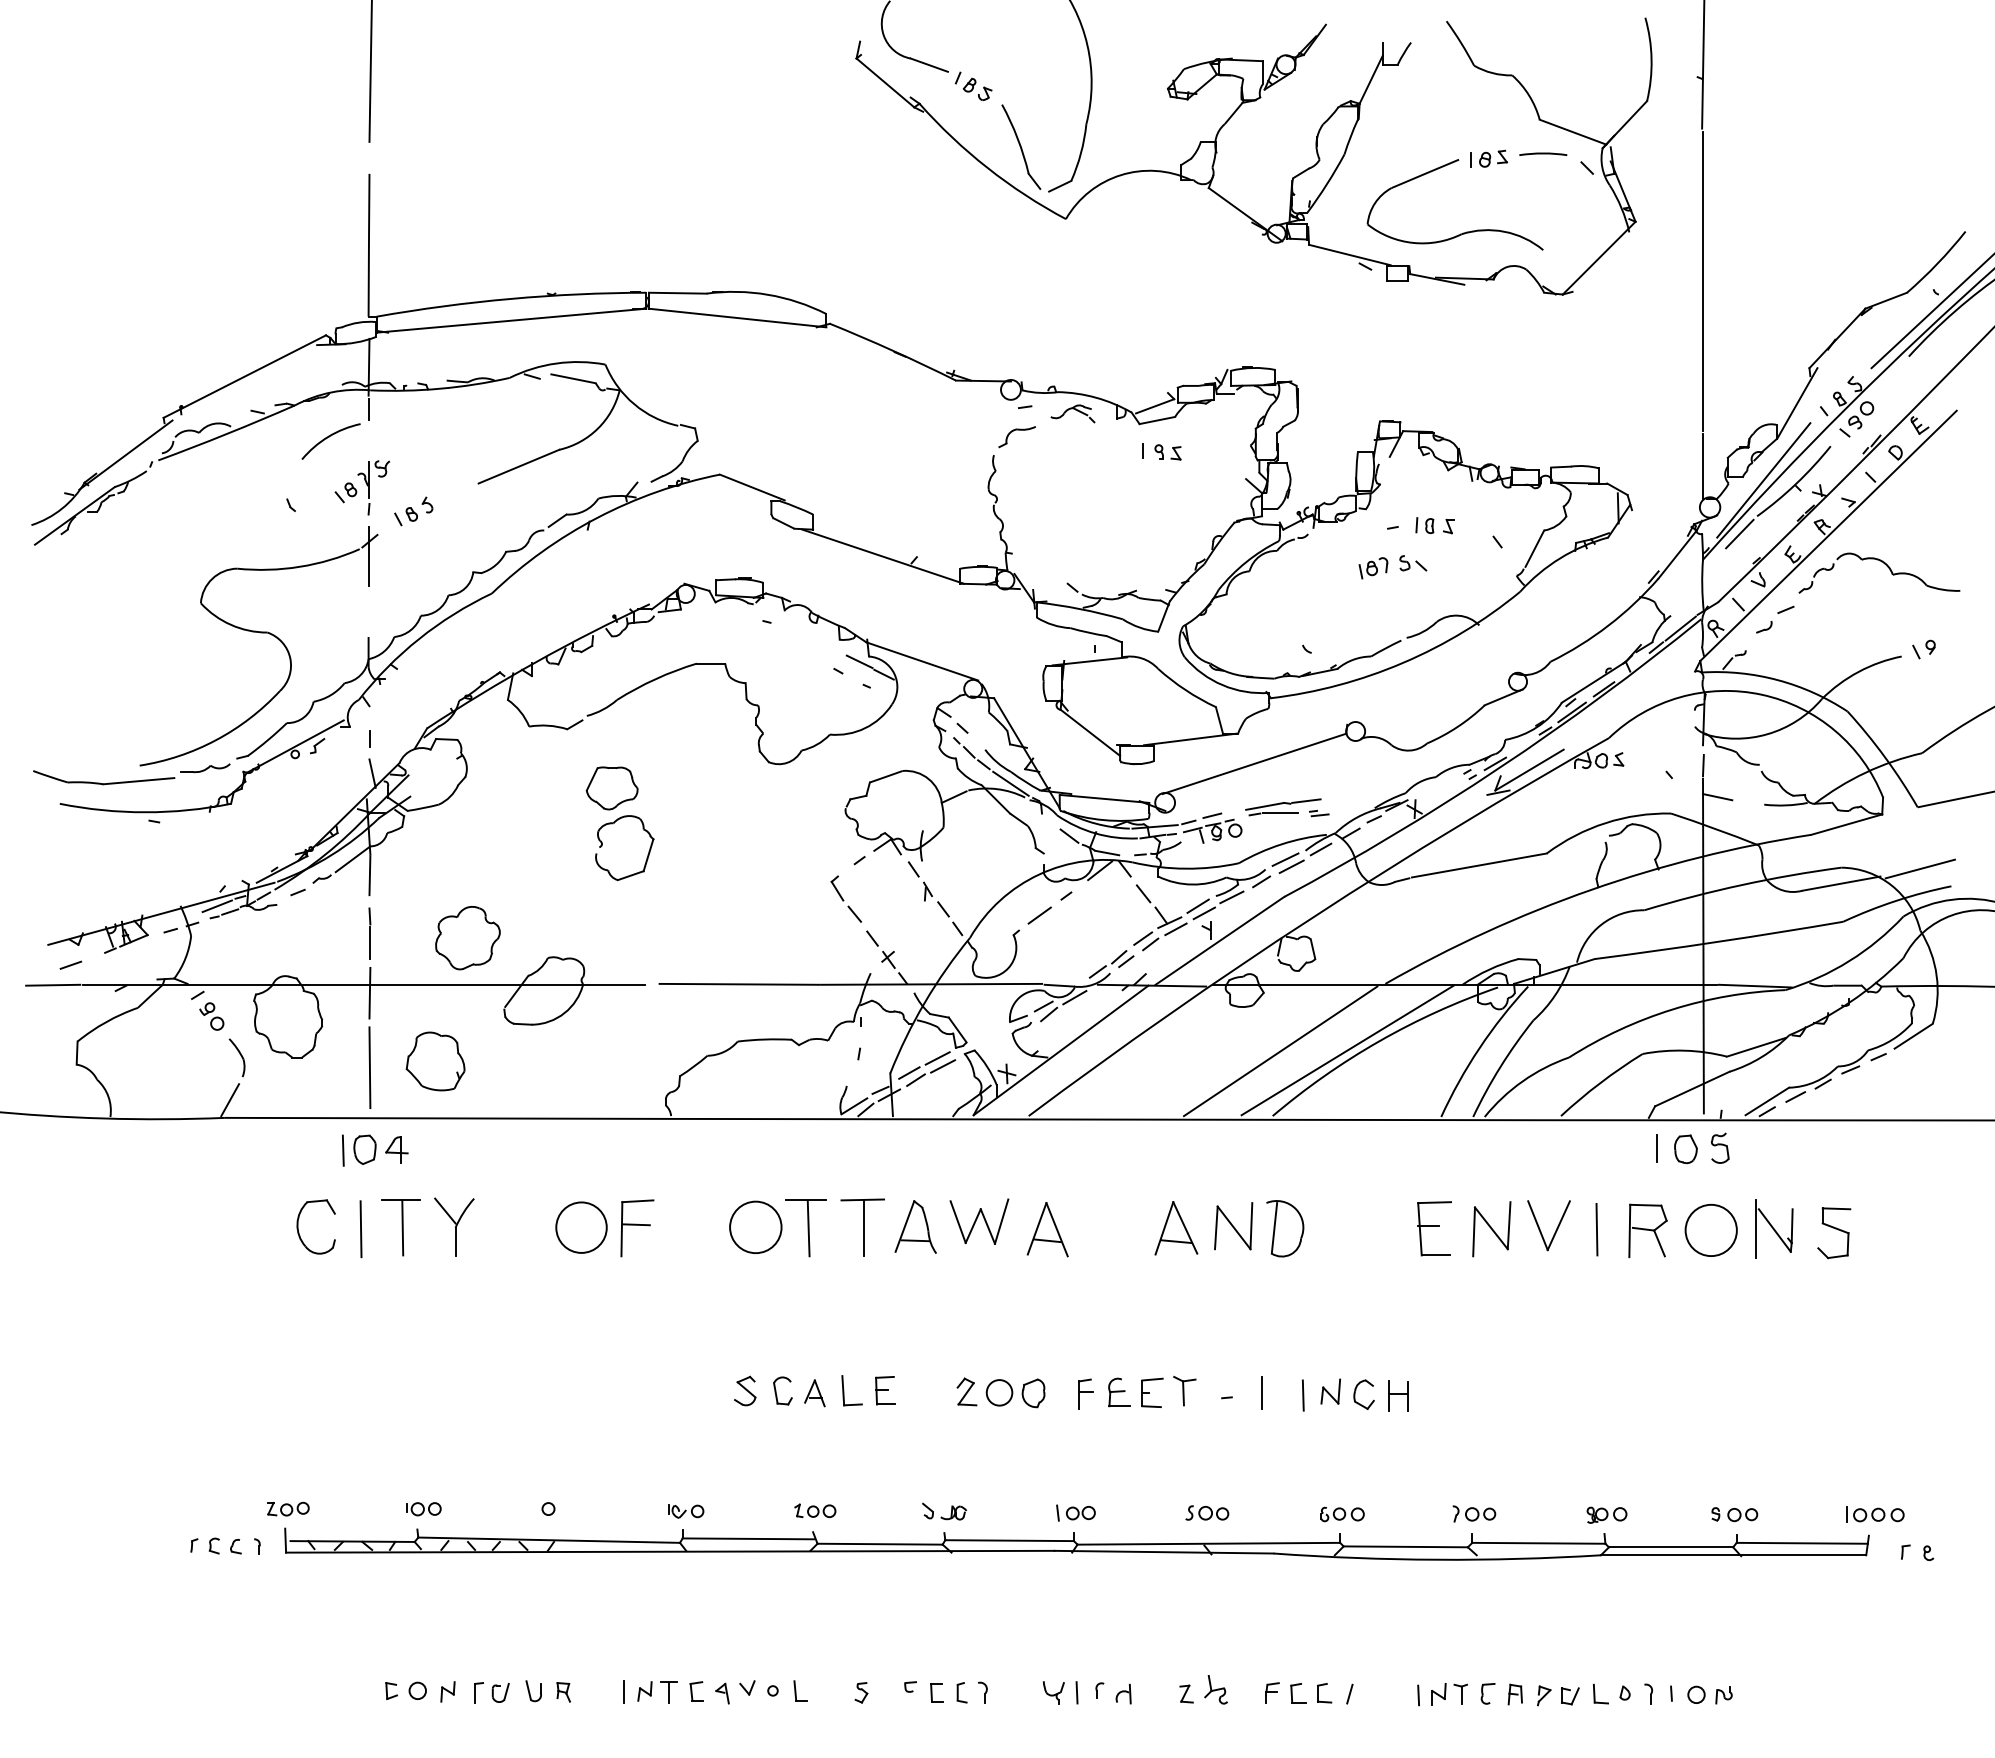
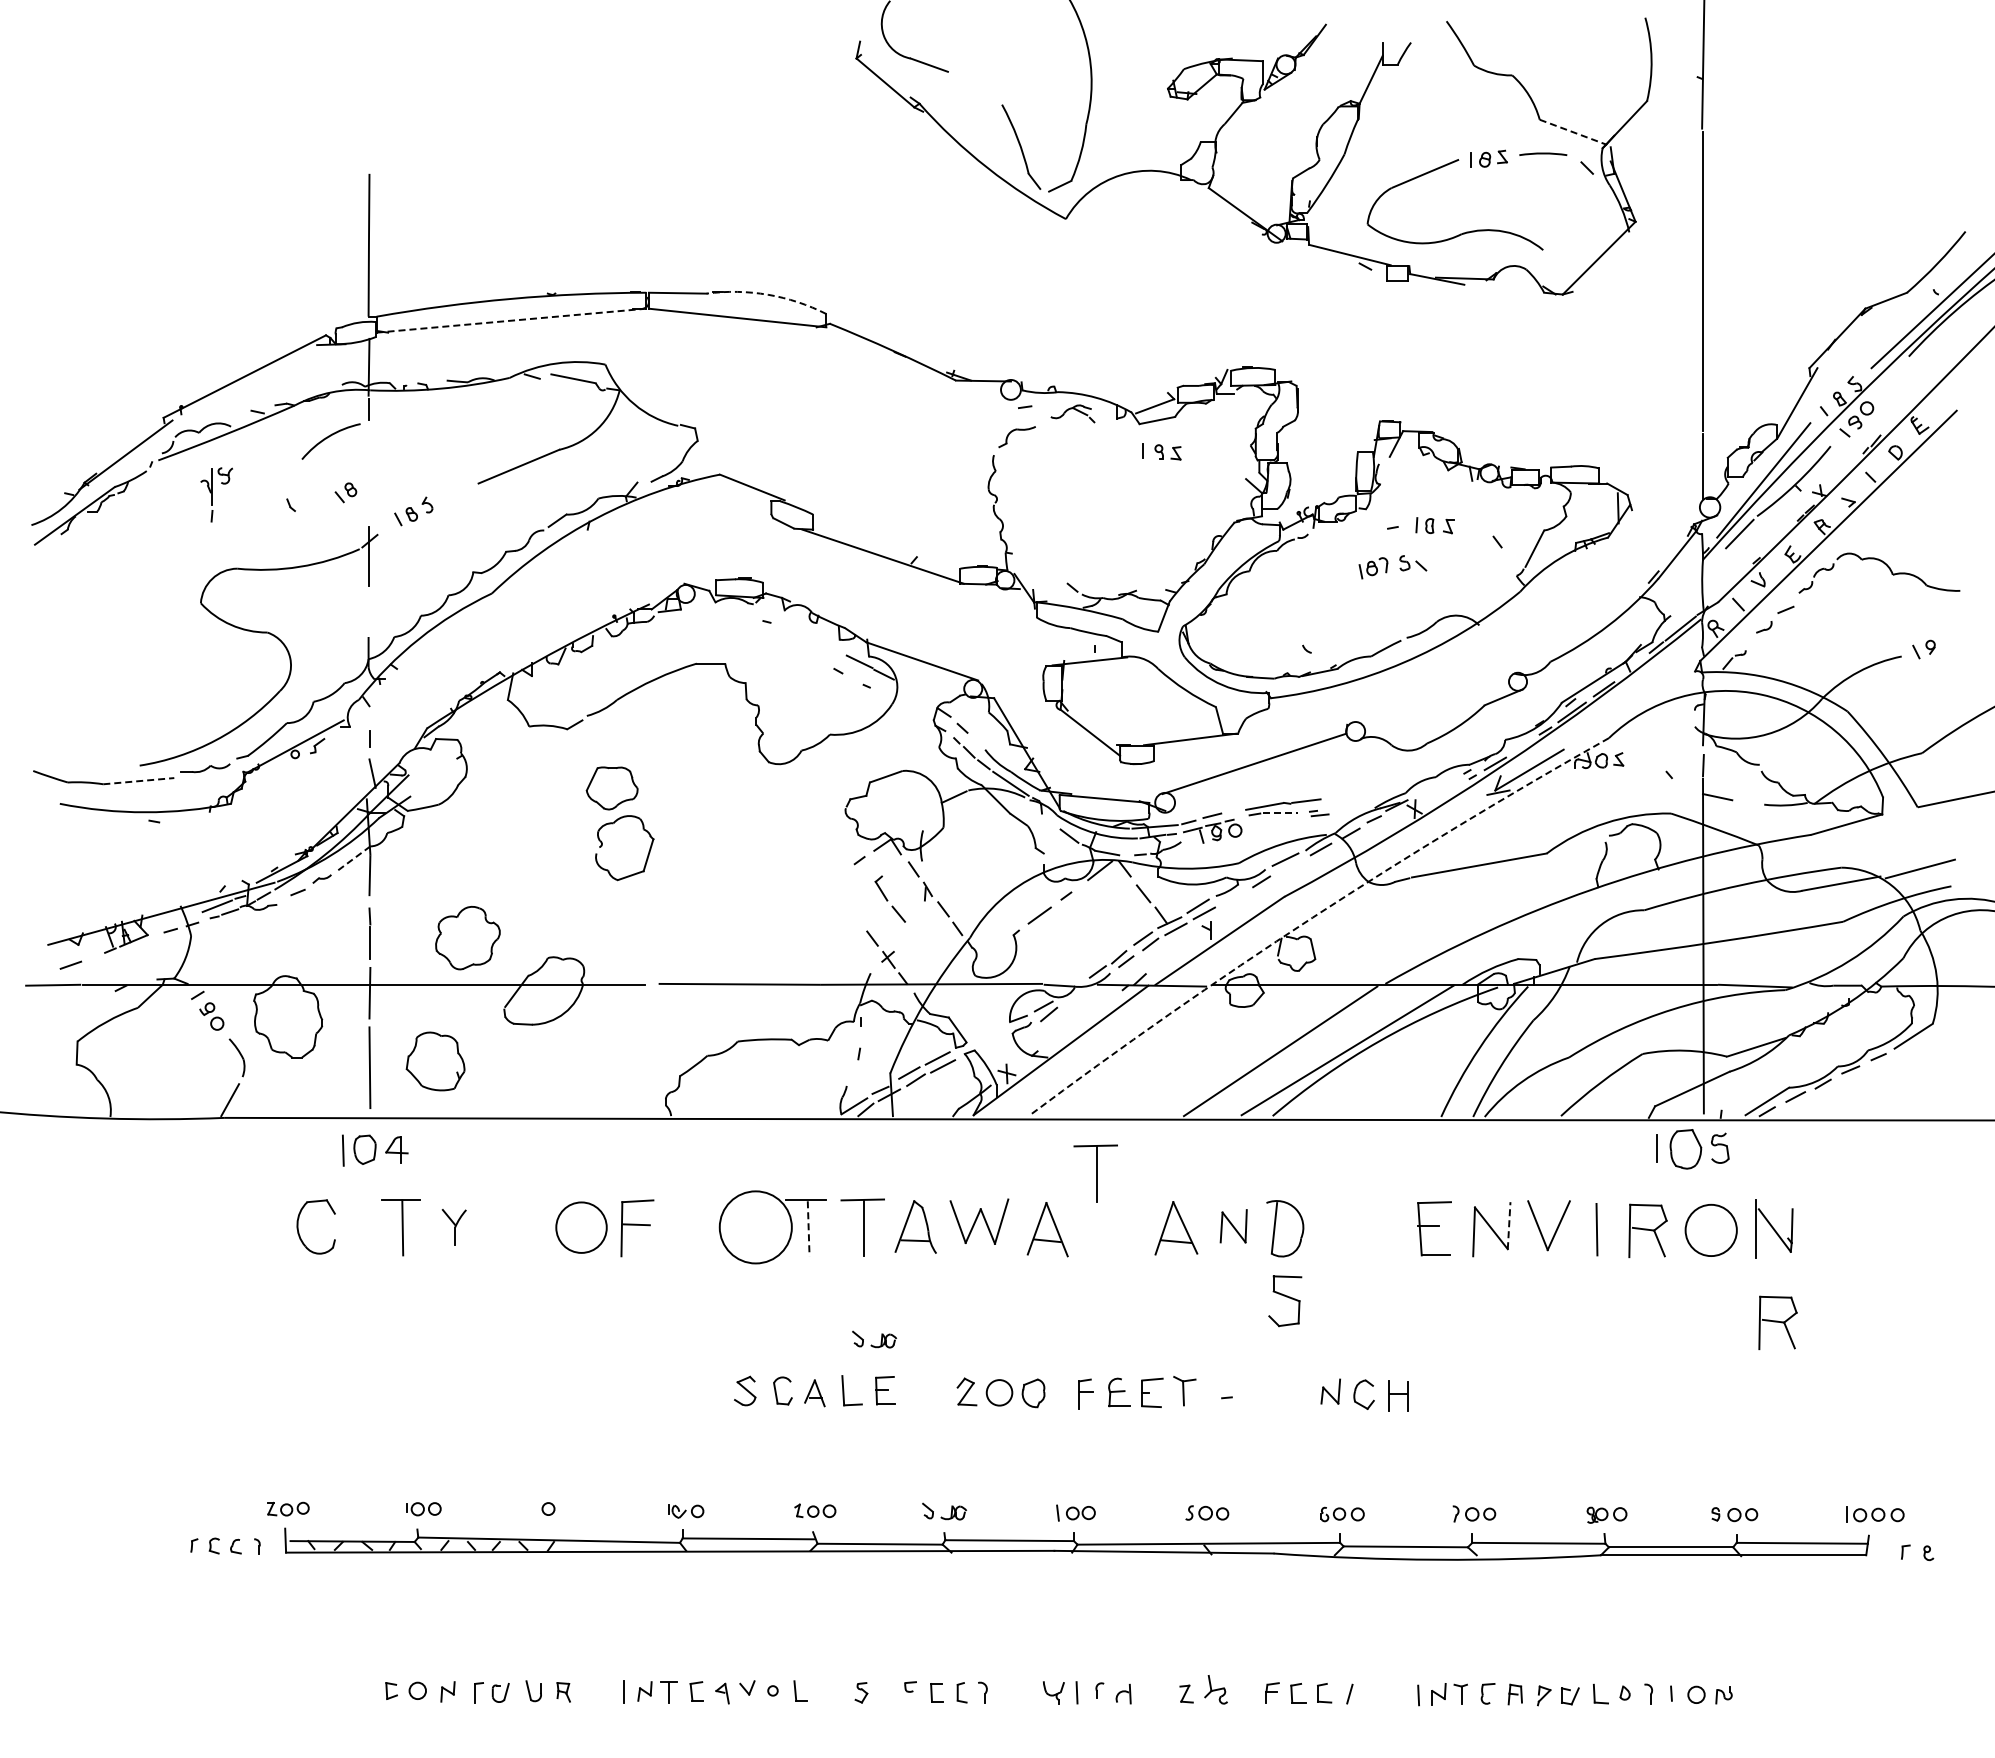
line: present -> none (370, 71)
part: present -> none (973, 85)
line: solid -> dashed (1573, 132)
arc: solid -> dashed (768, 294)
line: solid -> dashed (511, 320)
part position: (373, 487) -> (216, 494) (216, 494)
line: solid -> dashed (138, 781)
line: solid -> dashed (1280, 812)
line: solid -> dashed (353, 859)
line: present -> none (1291, 866)
line: present -> none (1231, 897)
part position: (845, 898) -> (889, 898) (889, 898)
arc: solid -> dashed (1312, 917)
line: present -> none (1074, 997)
part size: 24x31 px -> 34x41 px (1685, 1149)
part: none -> present (1095, 1173)
line: solid -> dashed (1509, 1225)
part size: 41x60 px -> 26x37 px (453, 1227)
part size: 40x49 px -> 29x35 px (1233, 1226)
circle diameter: 51 px -> 72 px (755, 1227)
line: solid -> dashed (808, 1228)
line: present -> none (360, 1229)
part position: (1834, 1233) -> (1285, 1301) (1285, 1301)
part: none -> present (1777, 1322)
part: none -> present (874, 1339)
line: present -> none (1262, 1392)
line: present -> none (1302, 1395)
